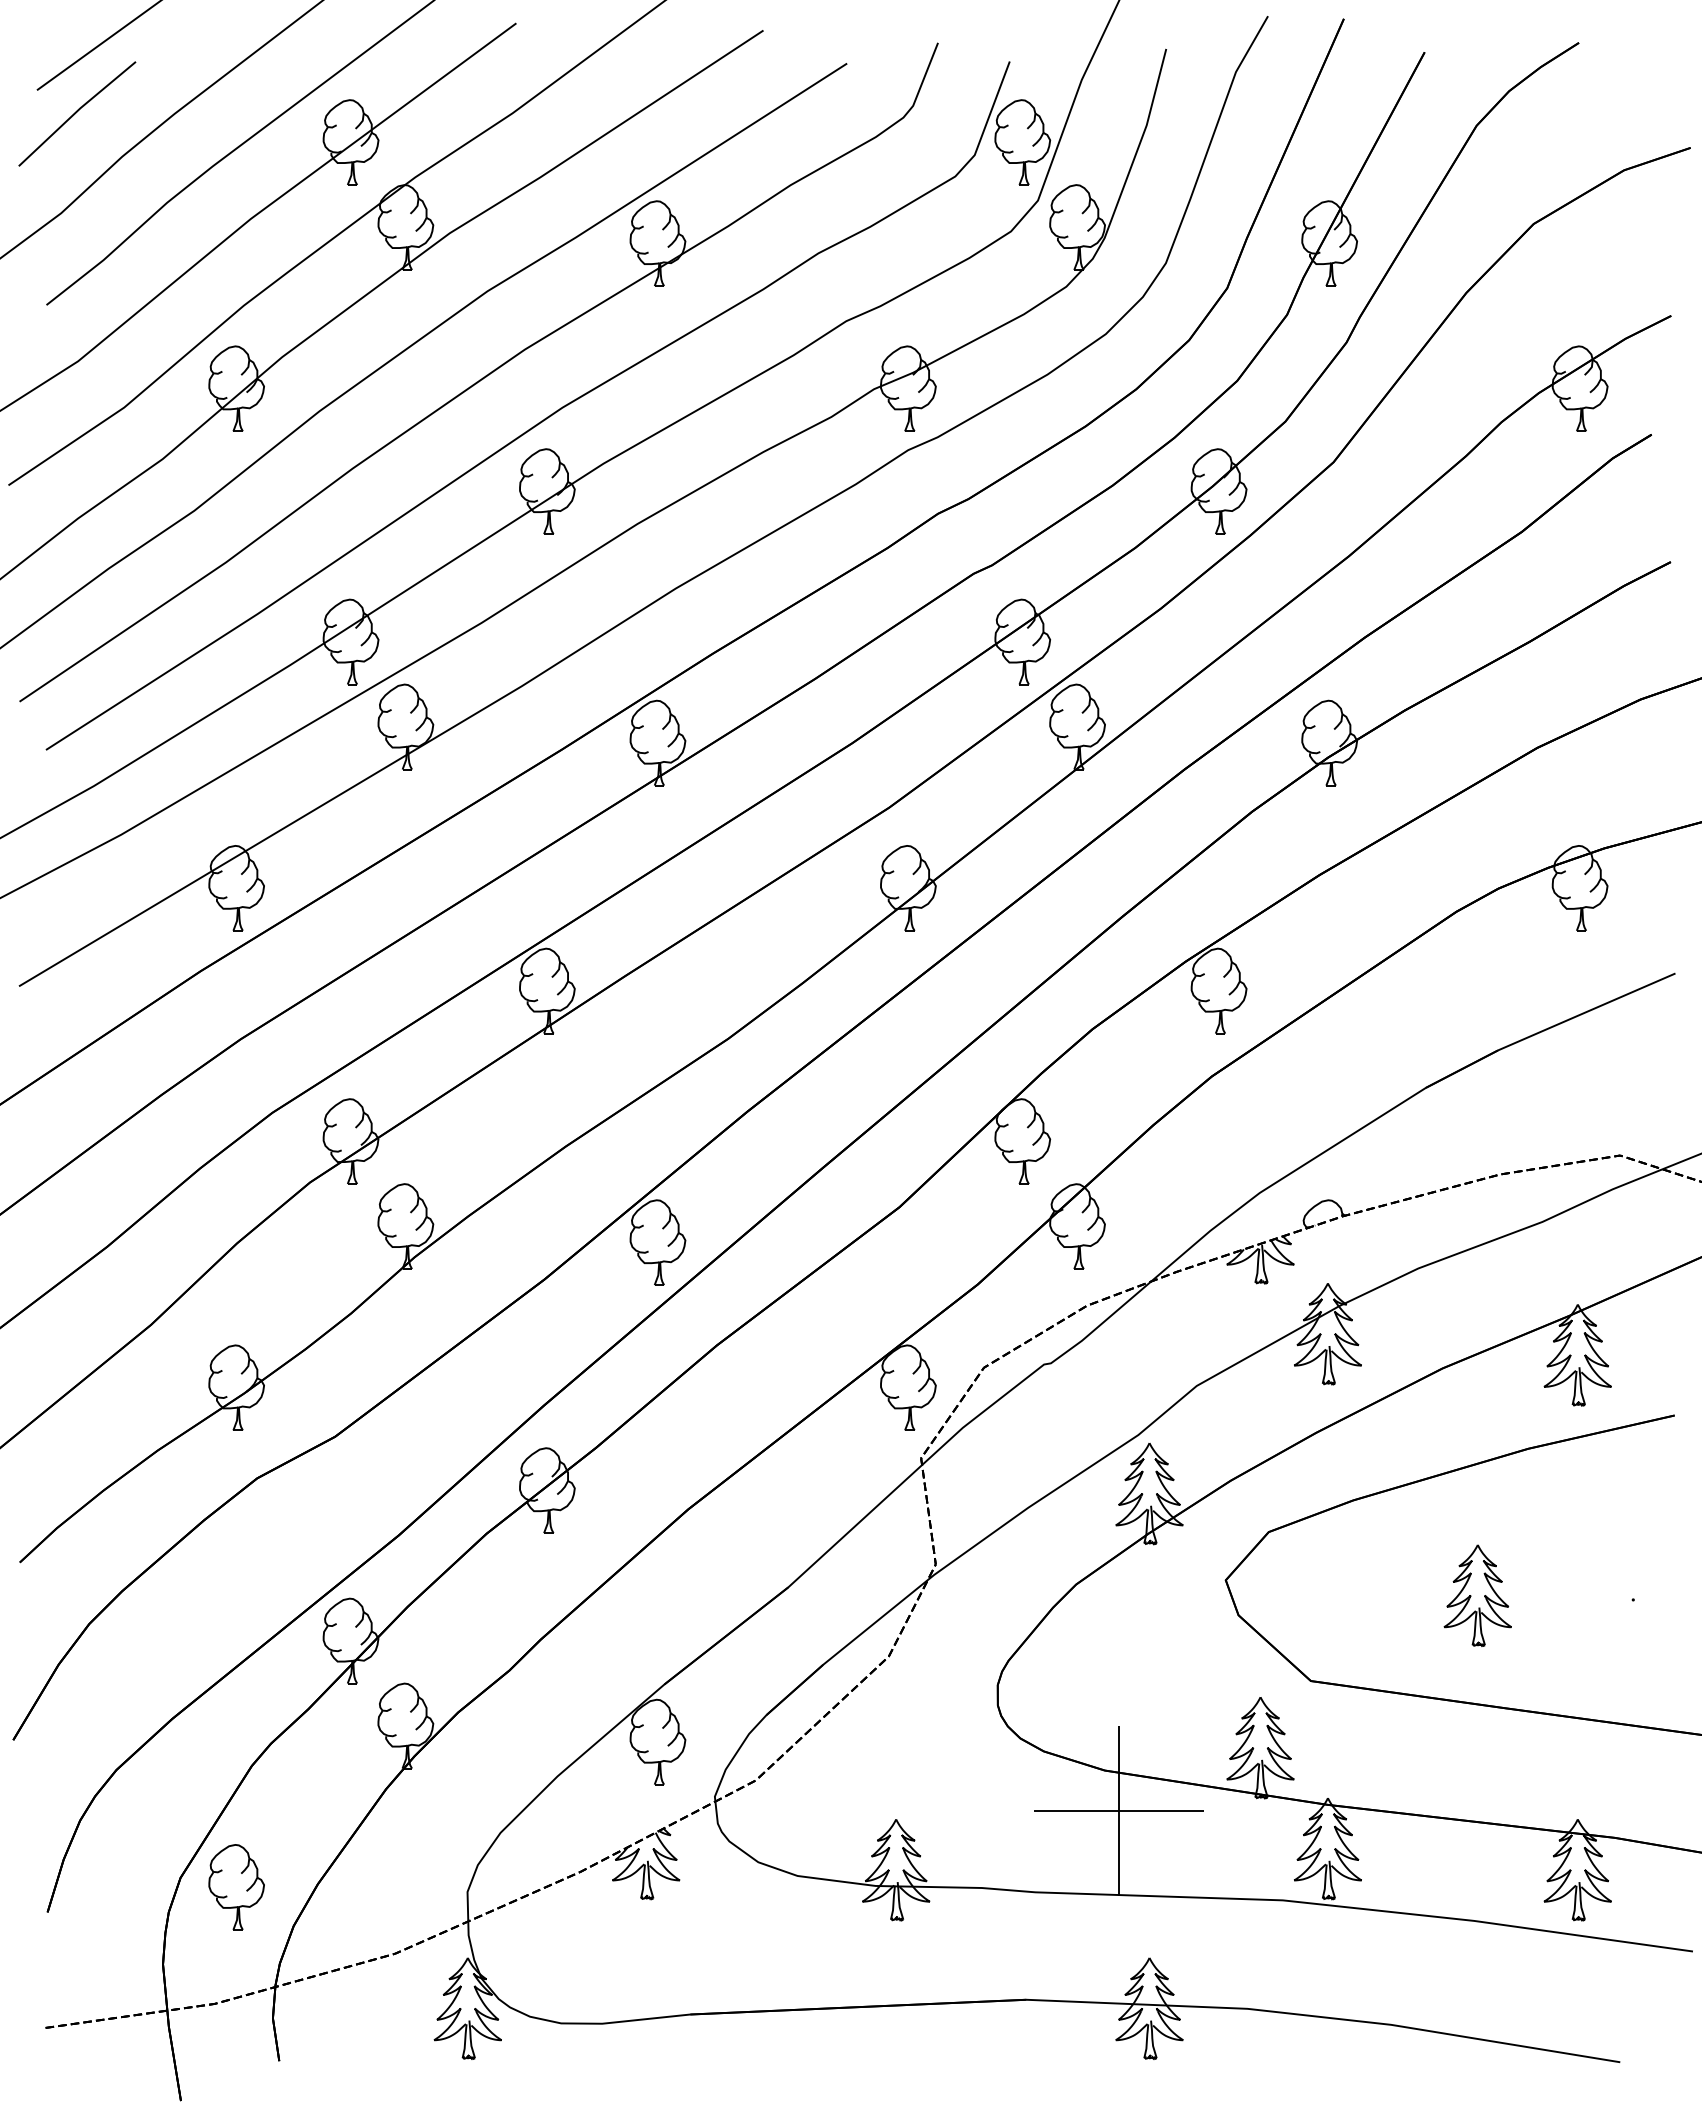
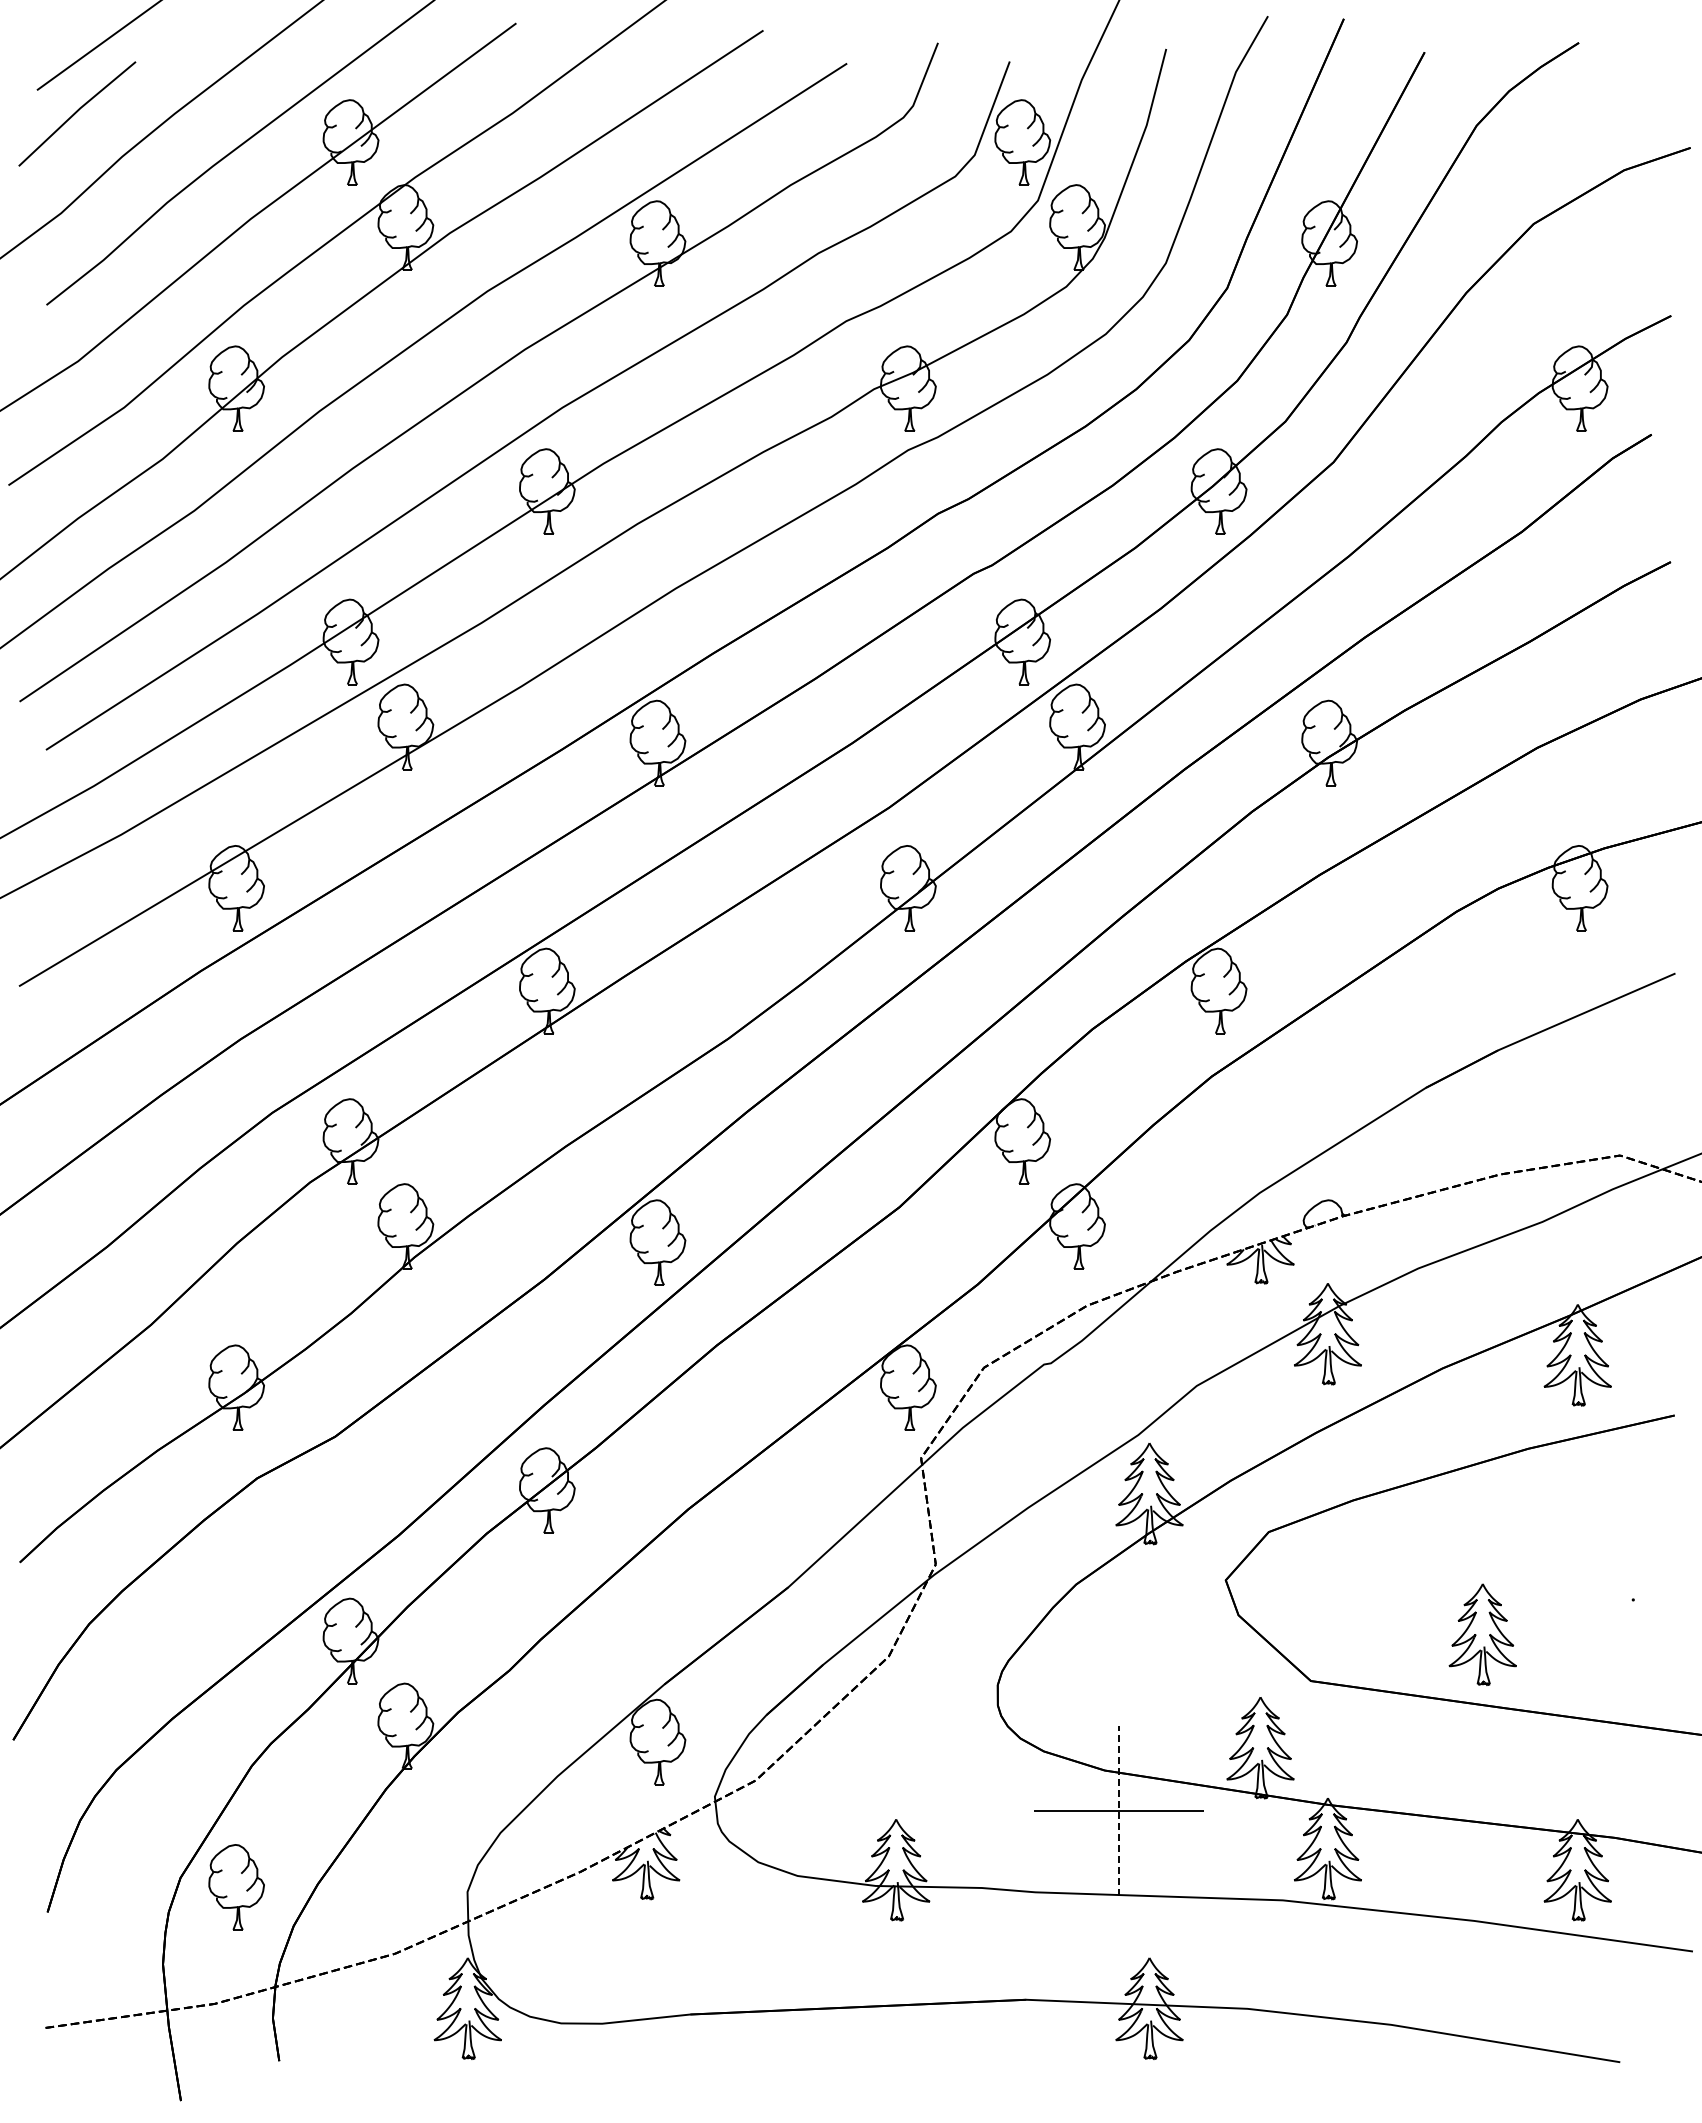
part position: (1477, 1595) -> (1482, 1634) (1482, 1634)
line: solid -> dashed (1119, 1810)
